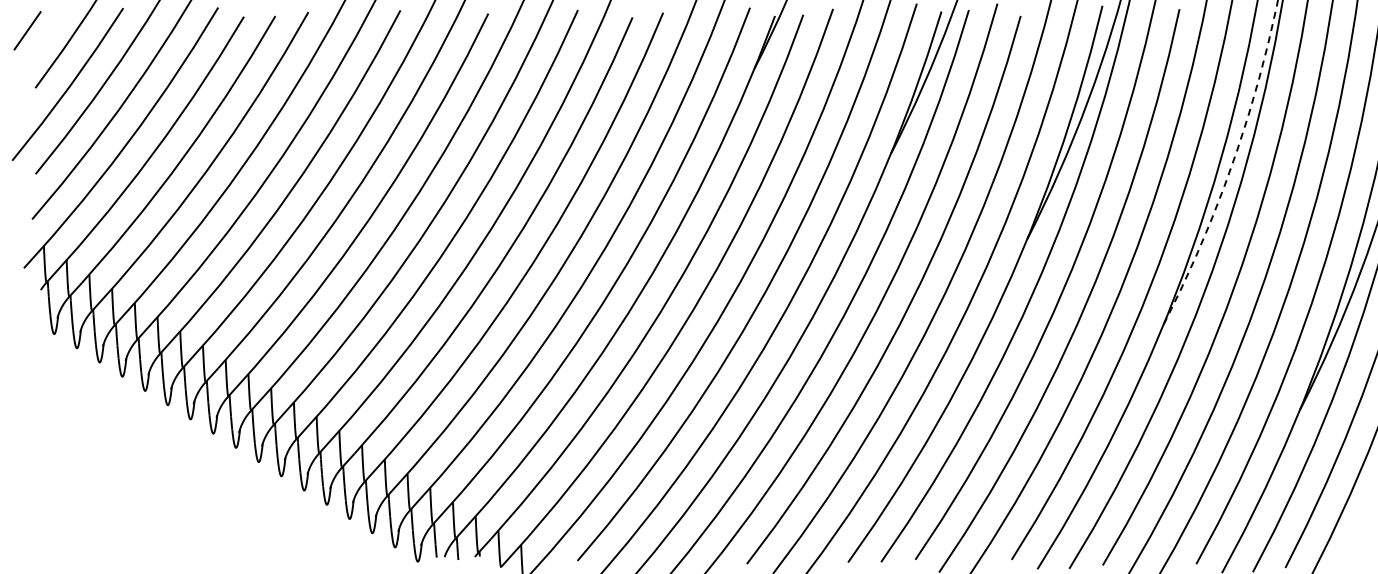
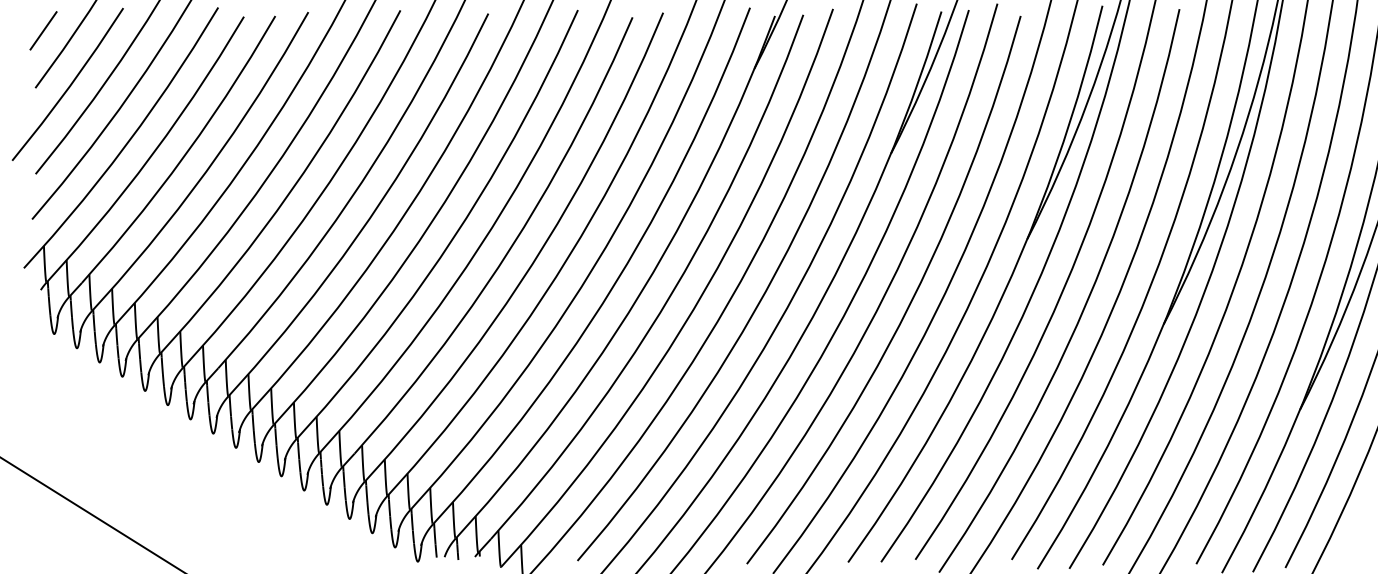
line position: (27, 30) -> (43, 30) (43, 30)
arc: dashed -> solid (1231, 165)
line: none -> present (91, 514)
